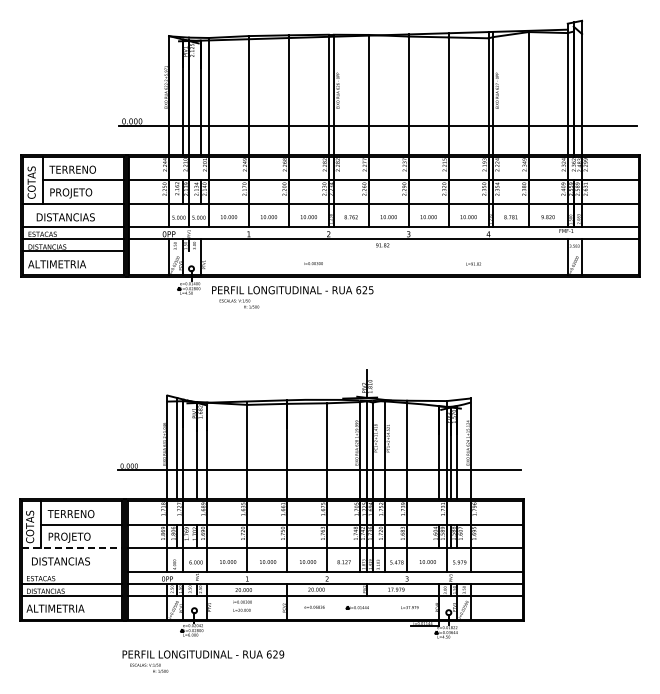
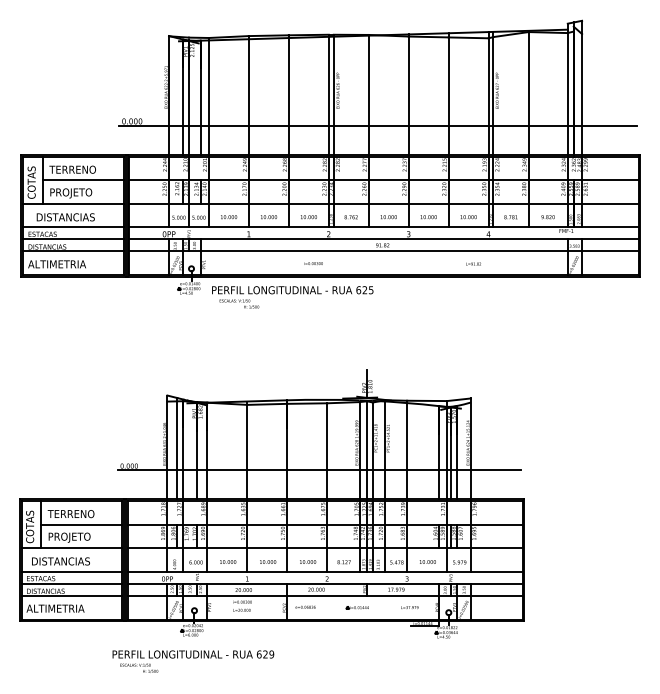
line: none -> present (383, 251)
line: dashed -> solid (72, 548)
line: none -> present (71, 571)
text position: (314, 606) -> (305, 606) (305, 606)
text position: (203, 661) -> (193, 661) (193, 661)
